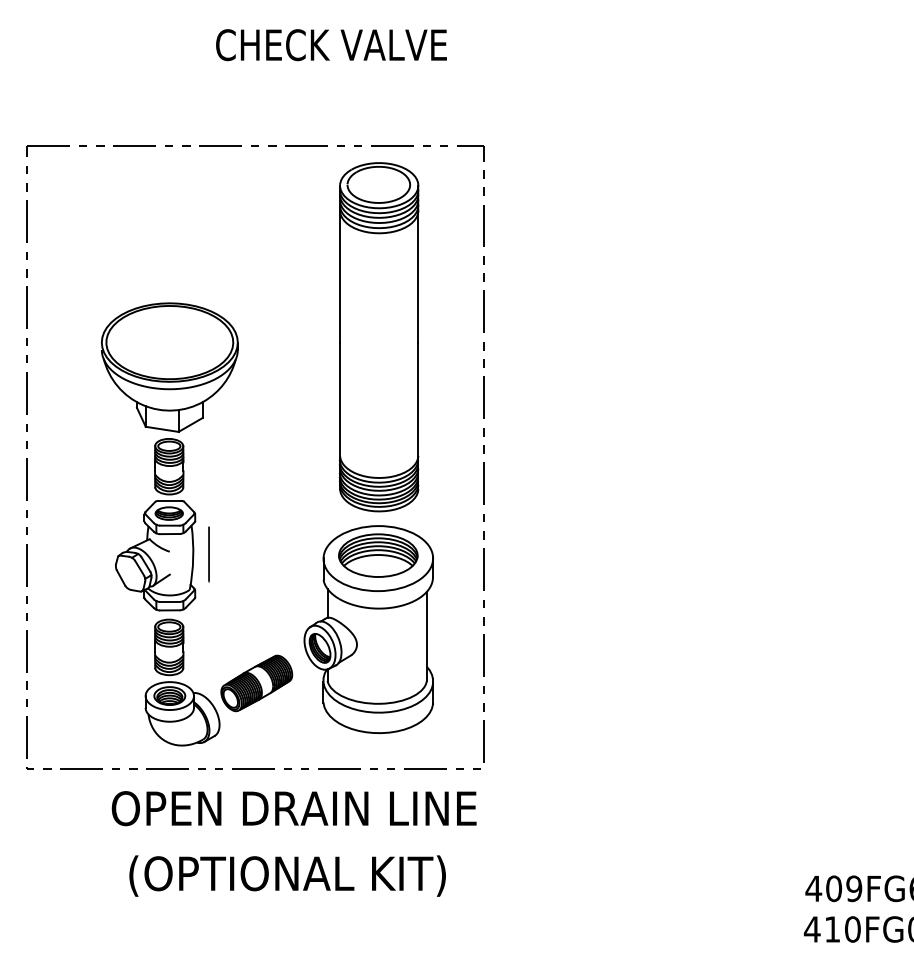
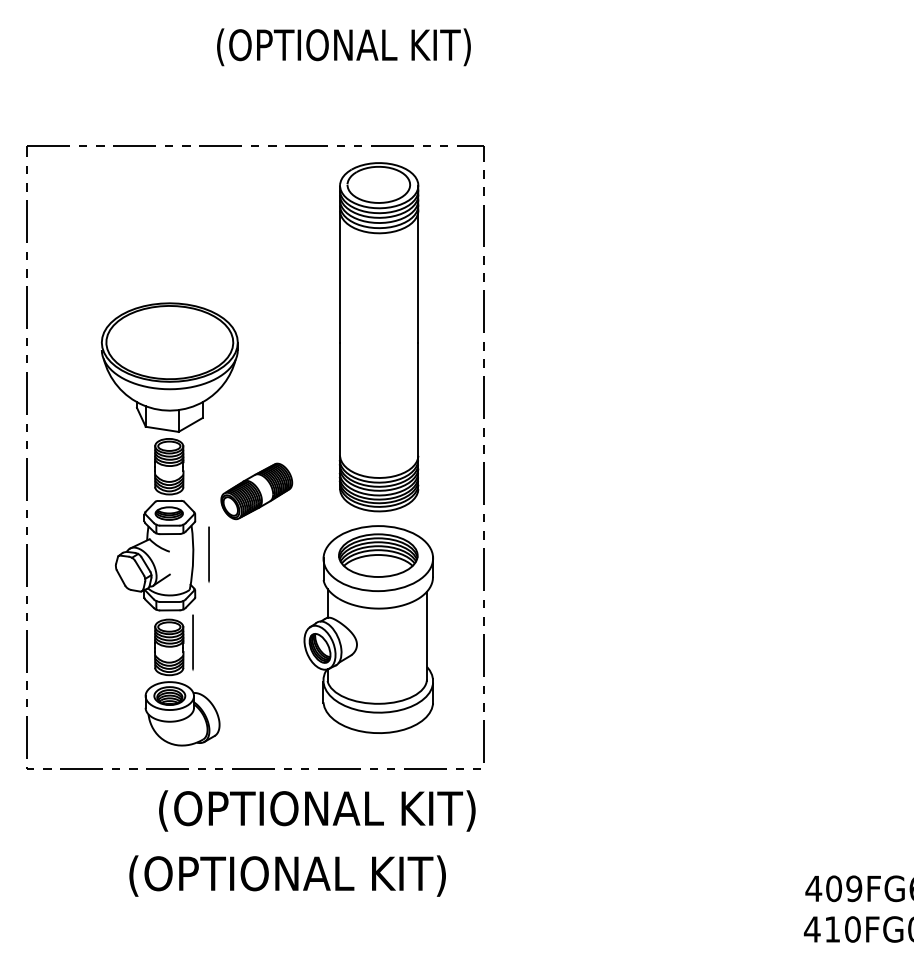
text: CHECK VALVE -> (OPTIONAL KIT) (343, 47)
line: none -> present (192, 642)
part position: (256, 683) -> (256, 491) (256, 491)
text: OPEN DRAIN LINE -> (OPTIONAL KIT) (293, 810)
